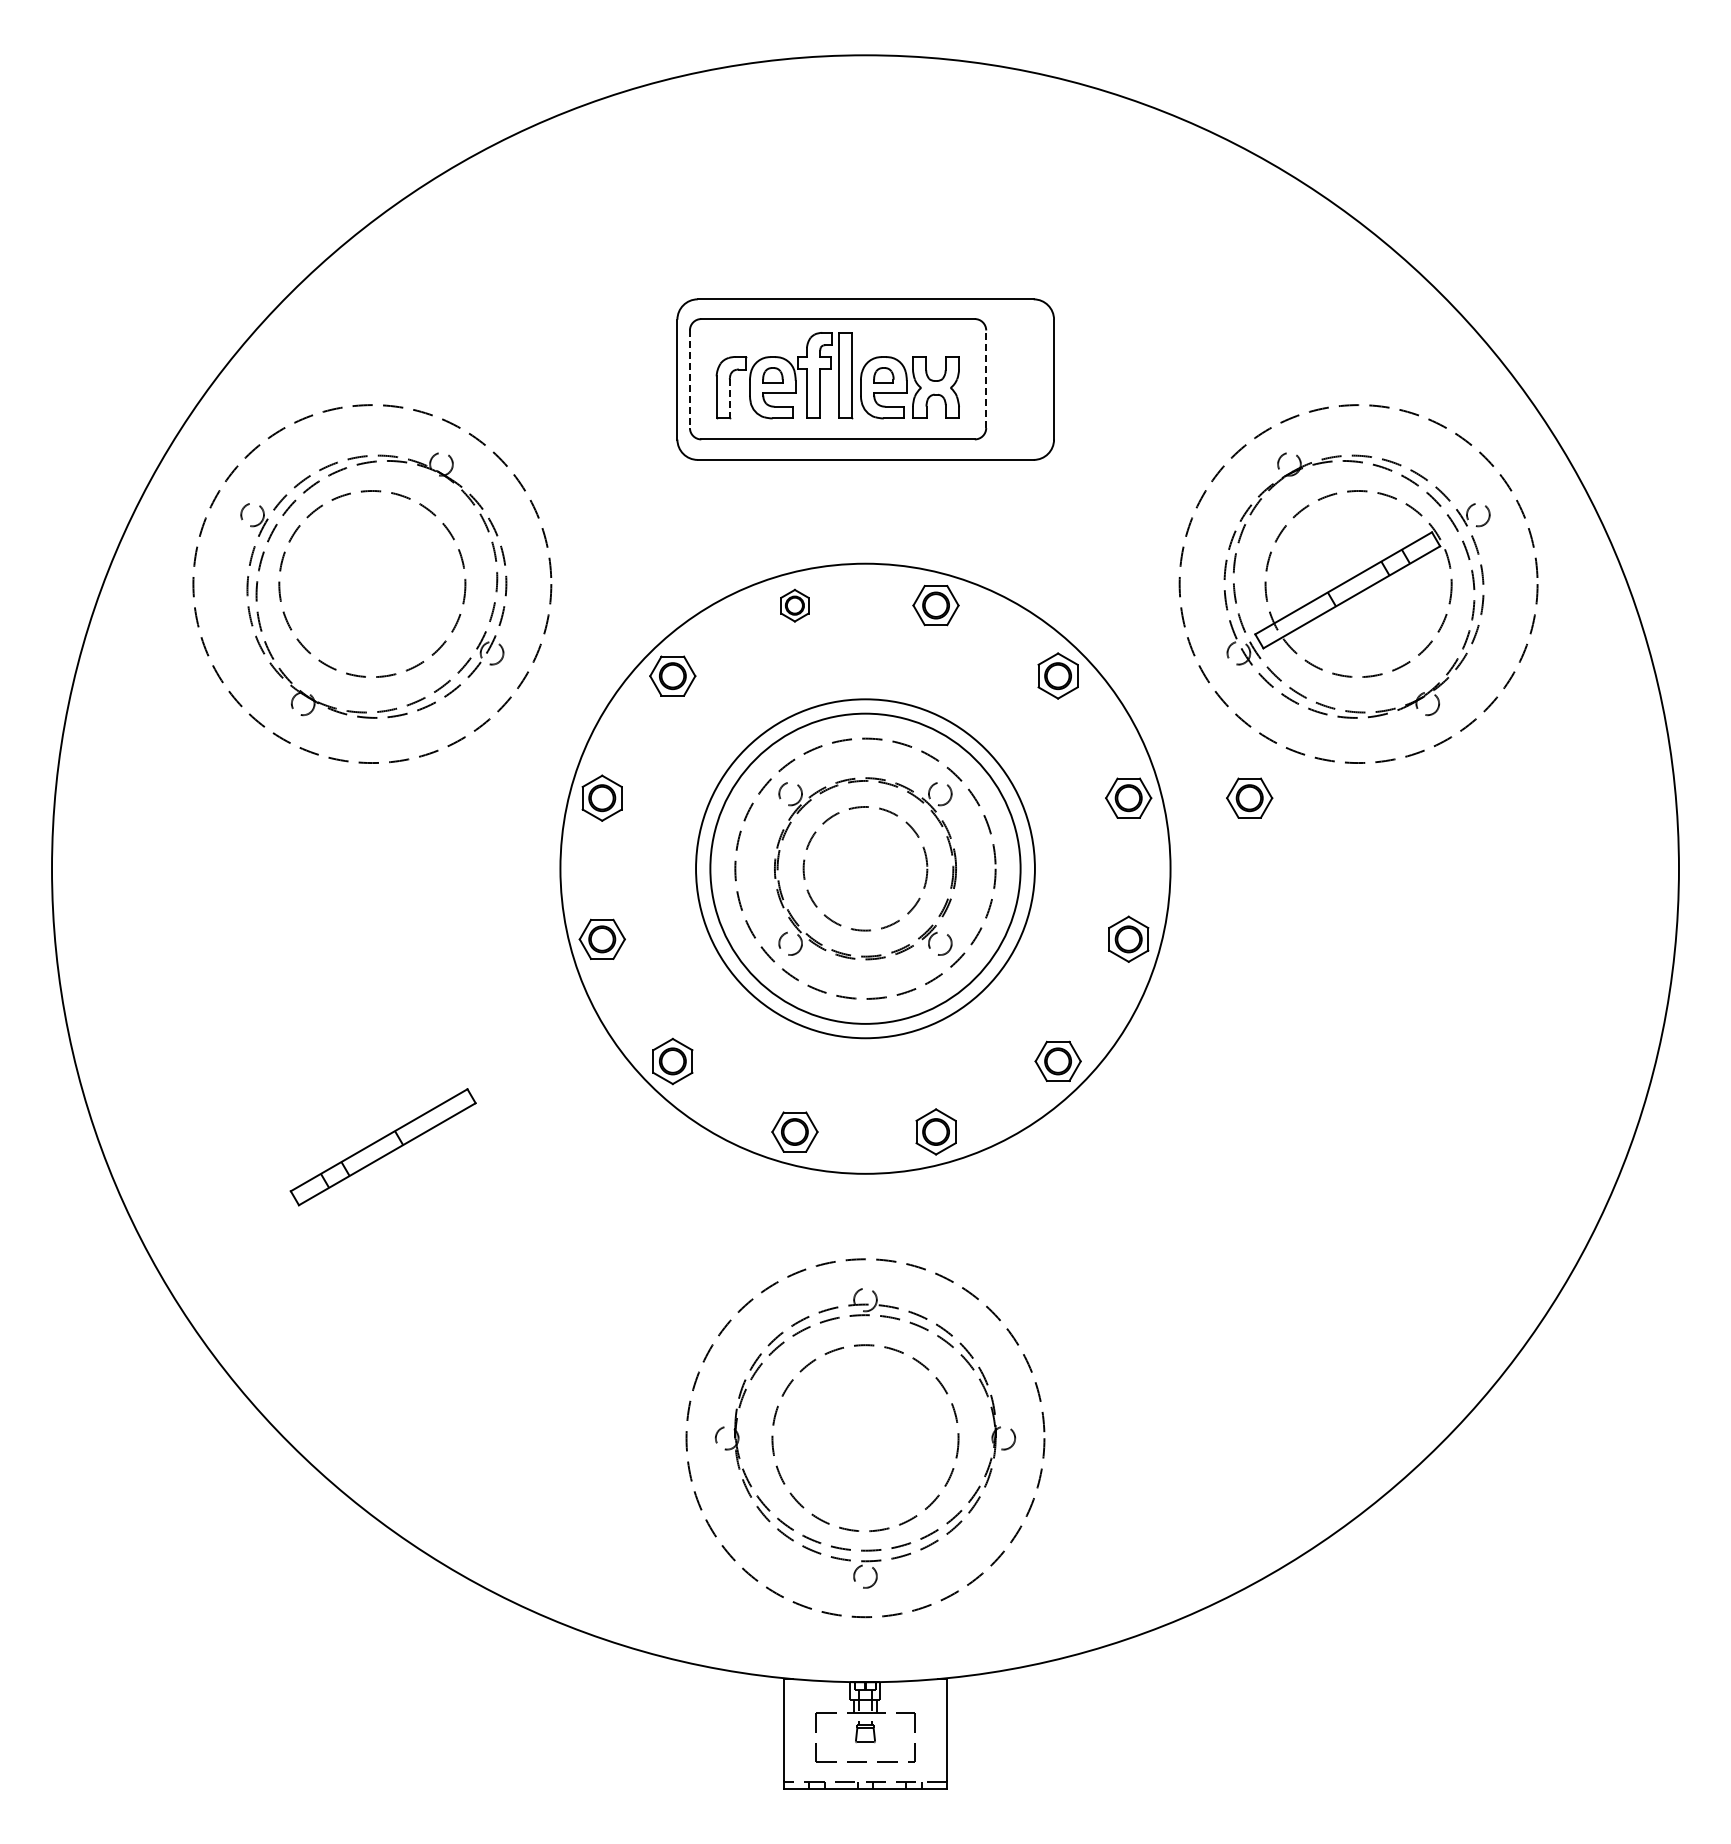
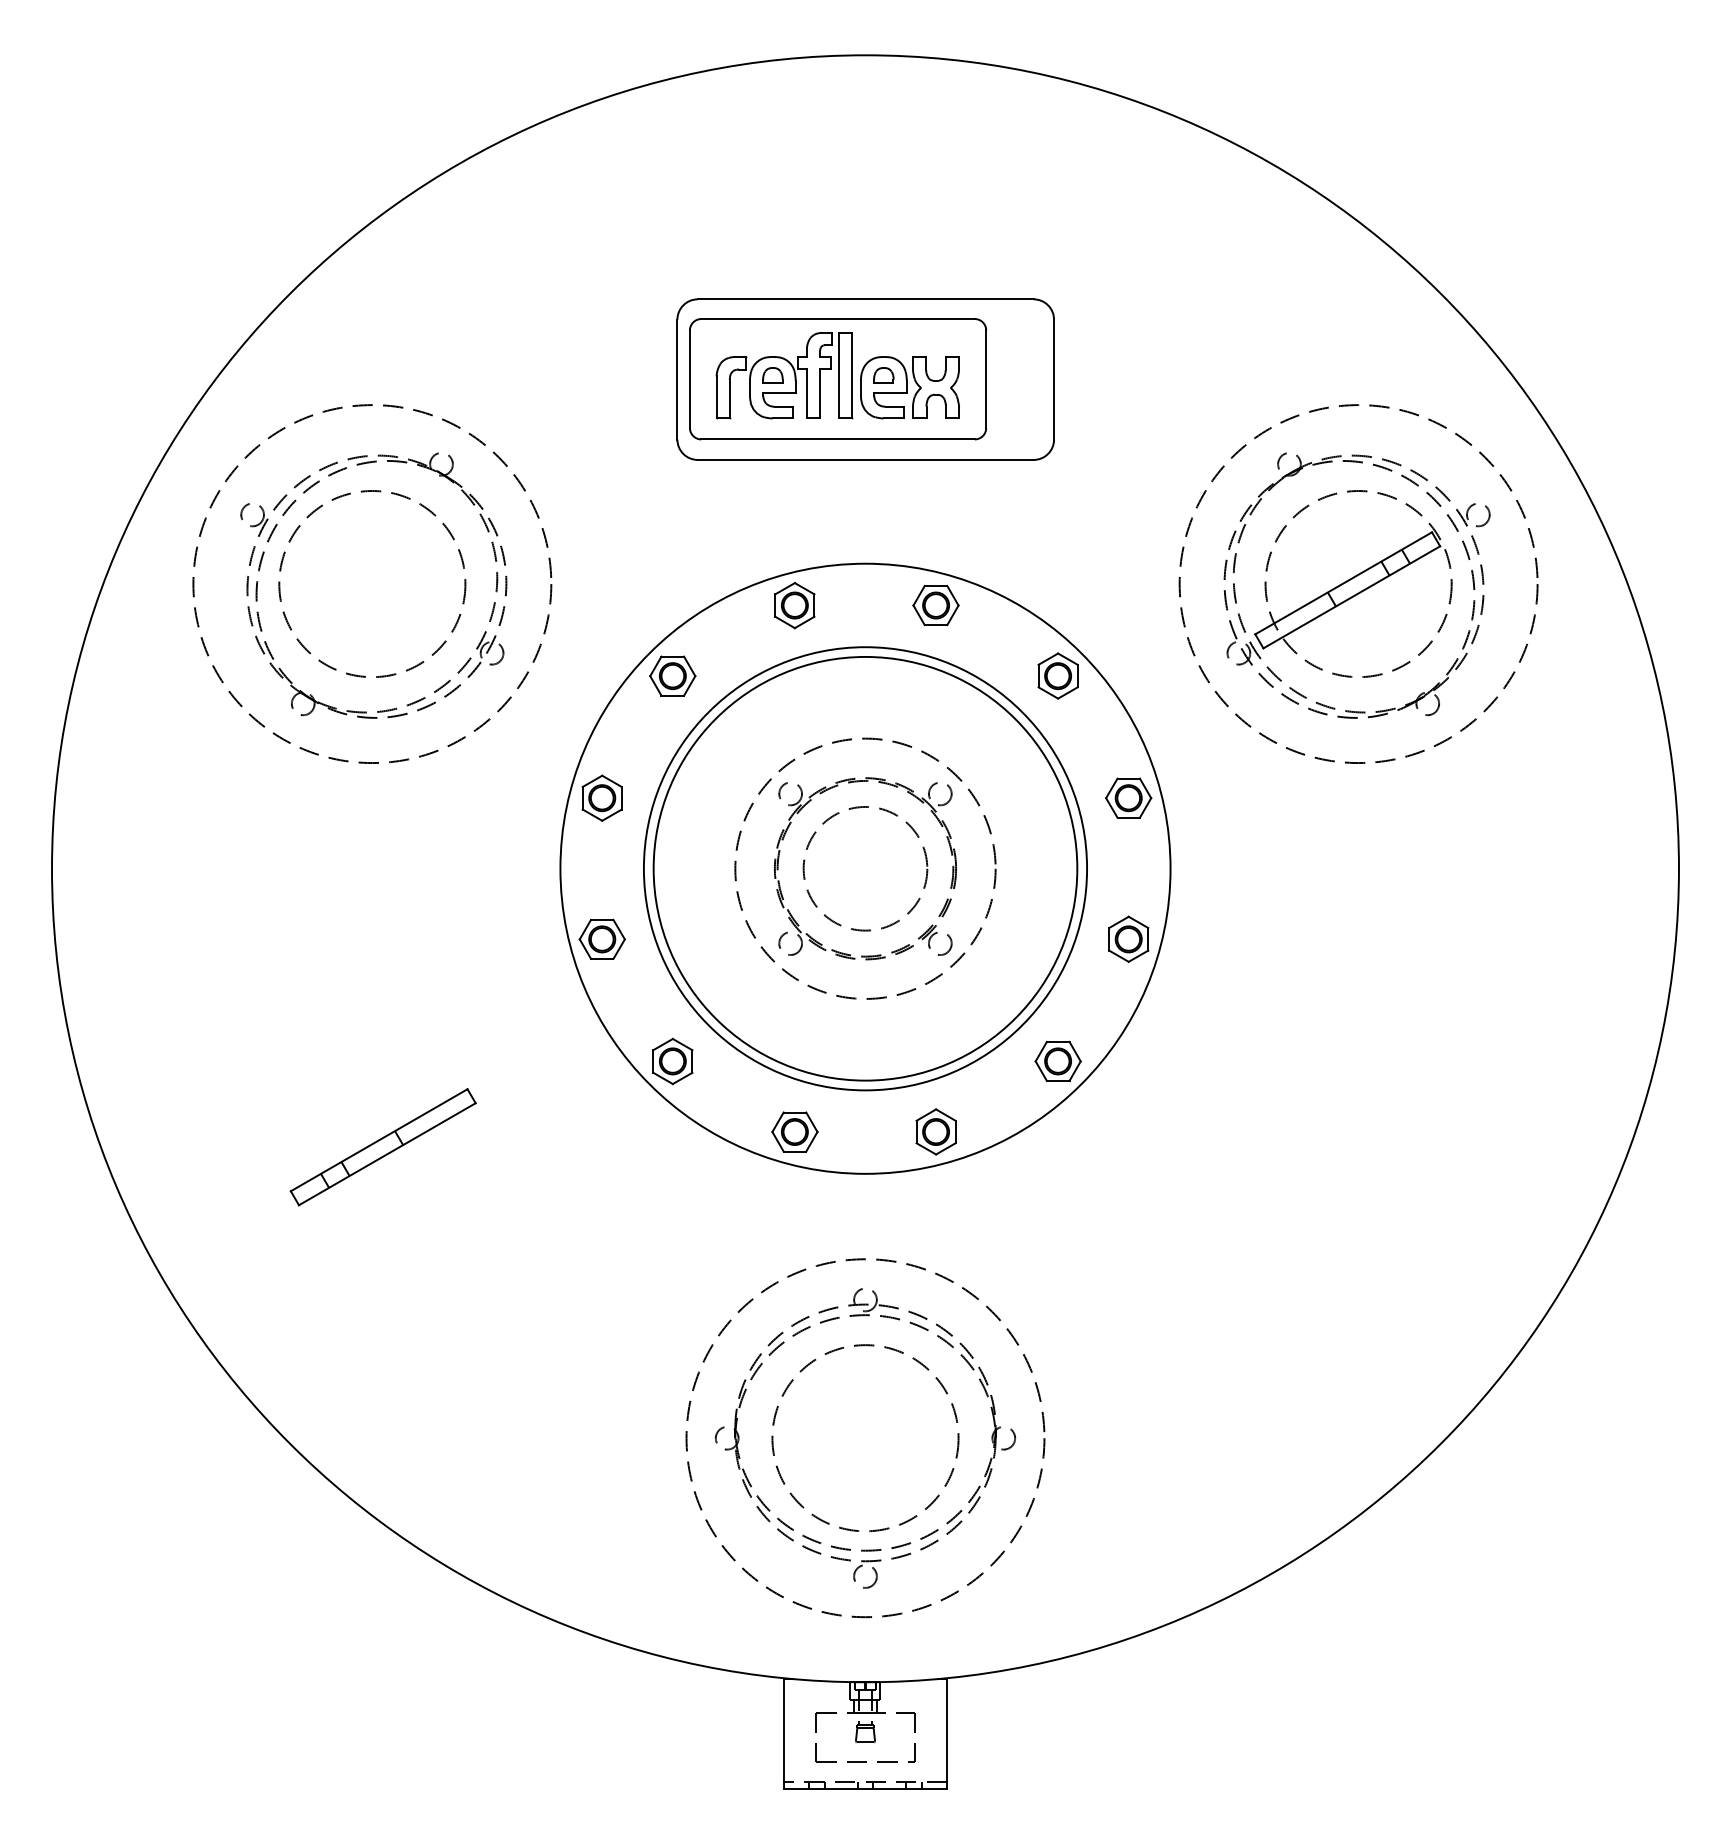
line: dashed -> solid (689, 379)
line: dashed -> solid (986, 379)
line: dashed -> solid (729, 398)
part size: 30x35 px -> 42x48 px (794, 605)
part: present -> none (1249, 797)
circle diameter: 310 px -> 443 px (865, 868)
circle diameter: 339 px -> 424 px (865, 868)
